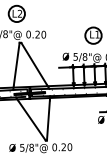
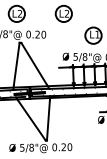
part: none -> present (63, 13)
